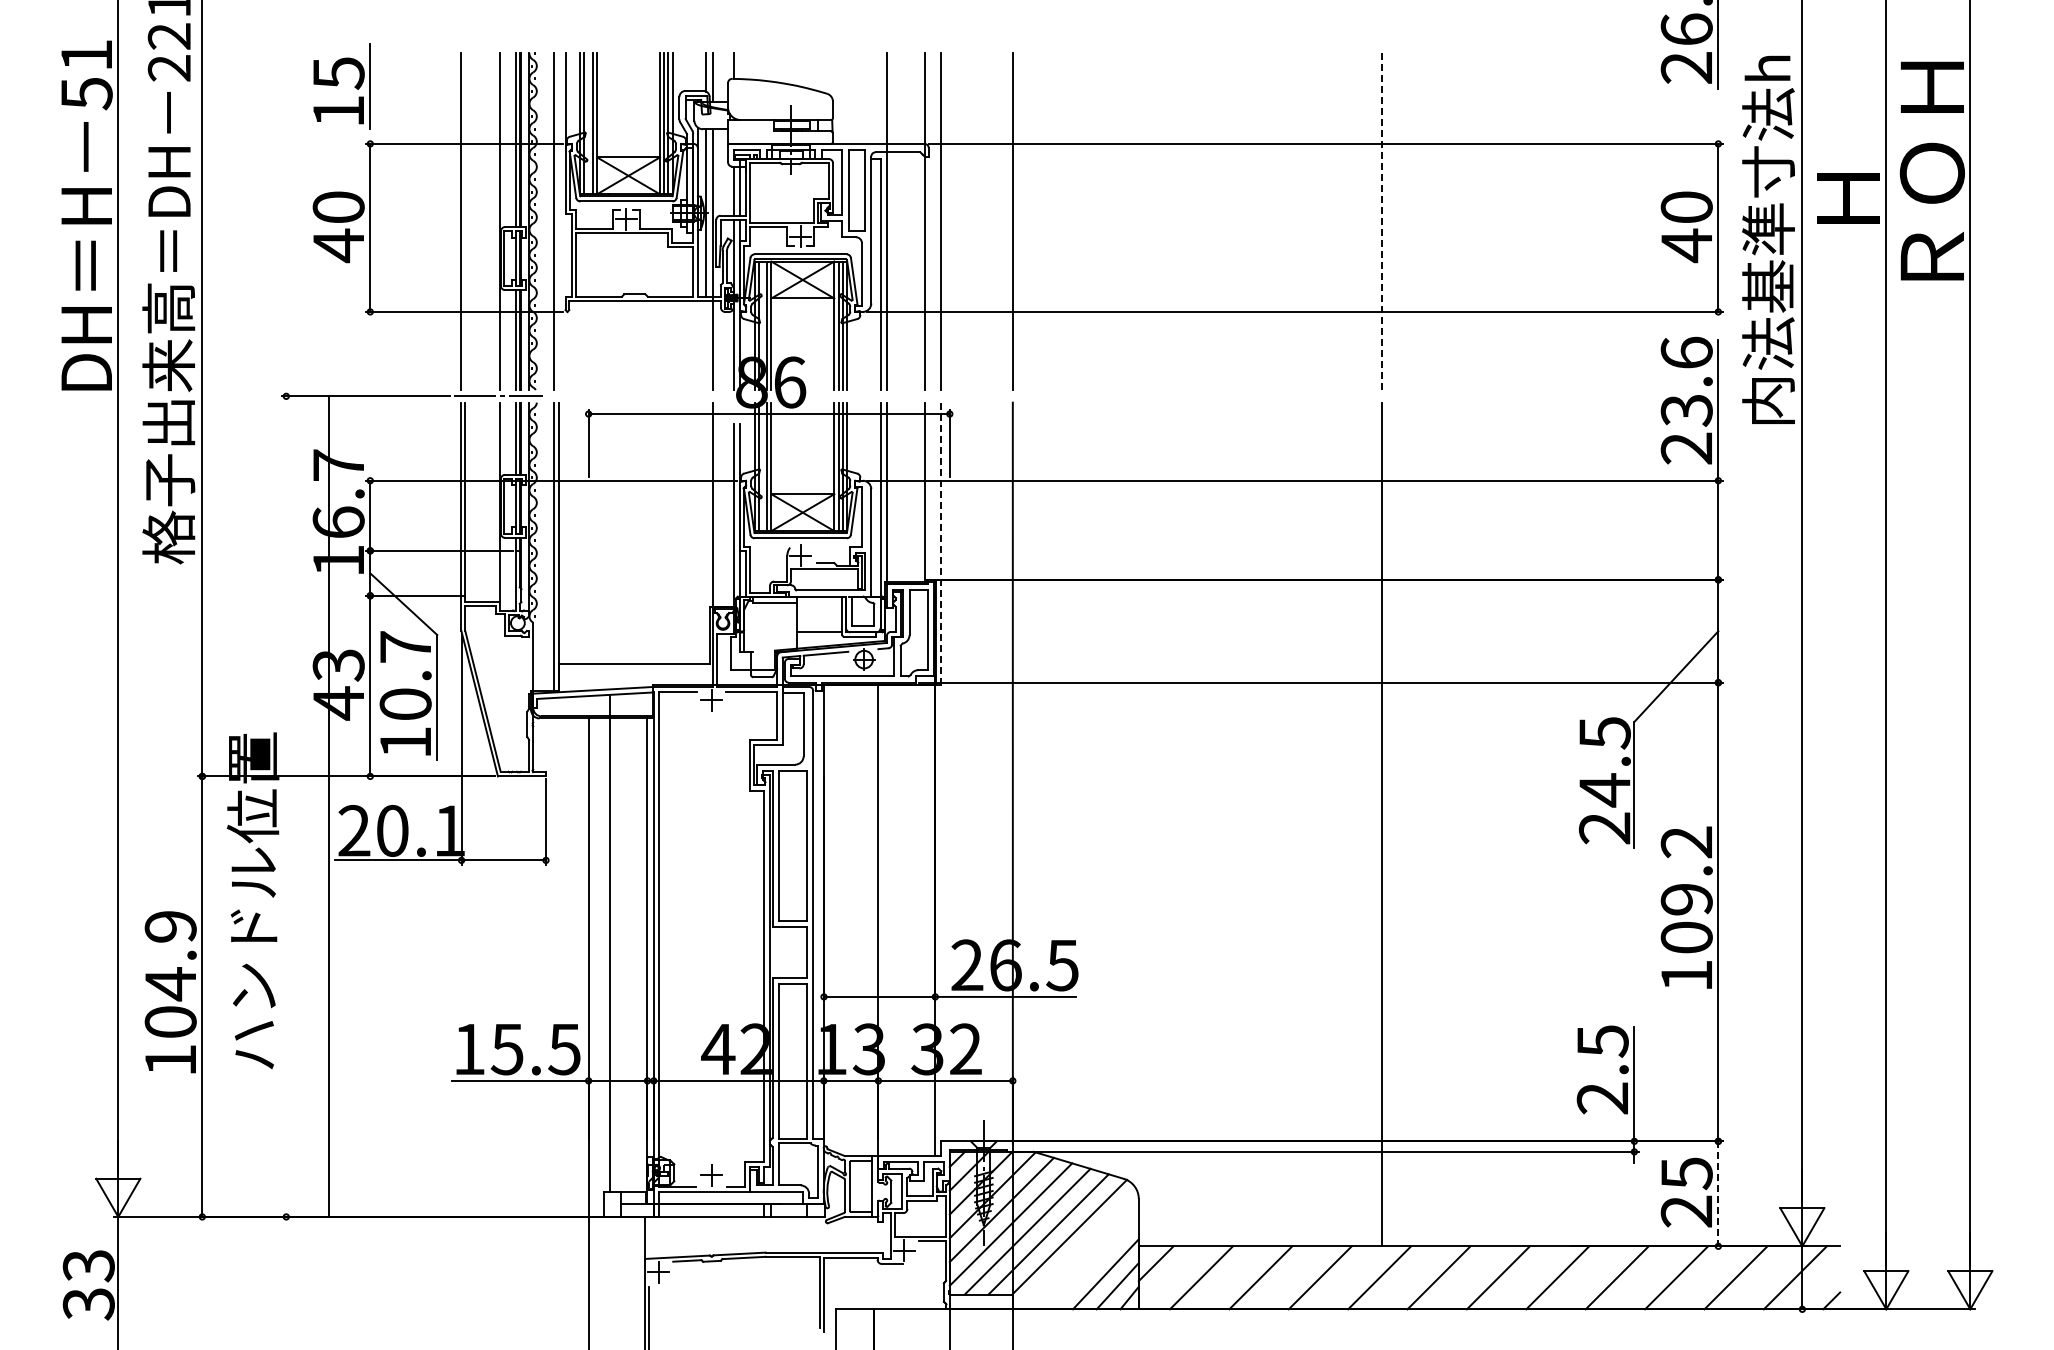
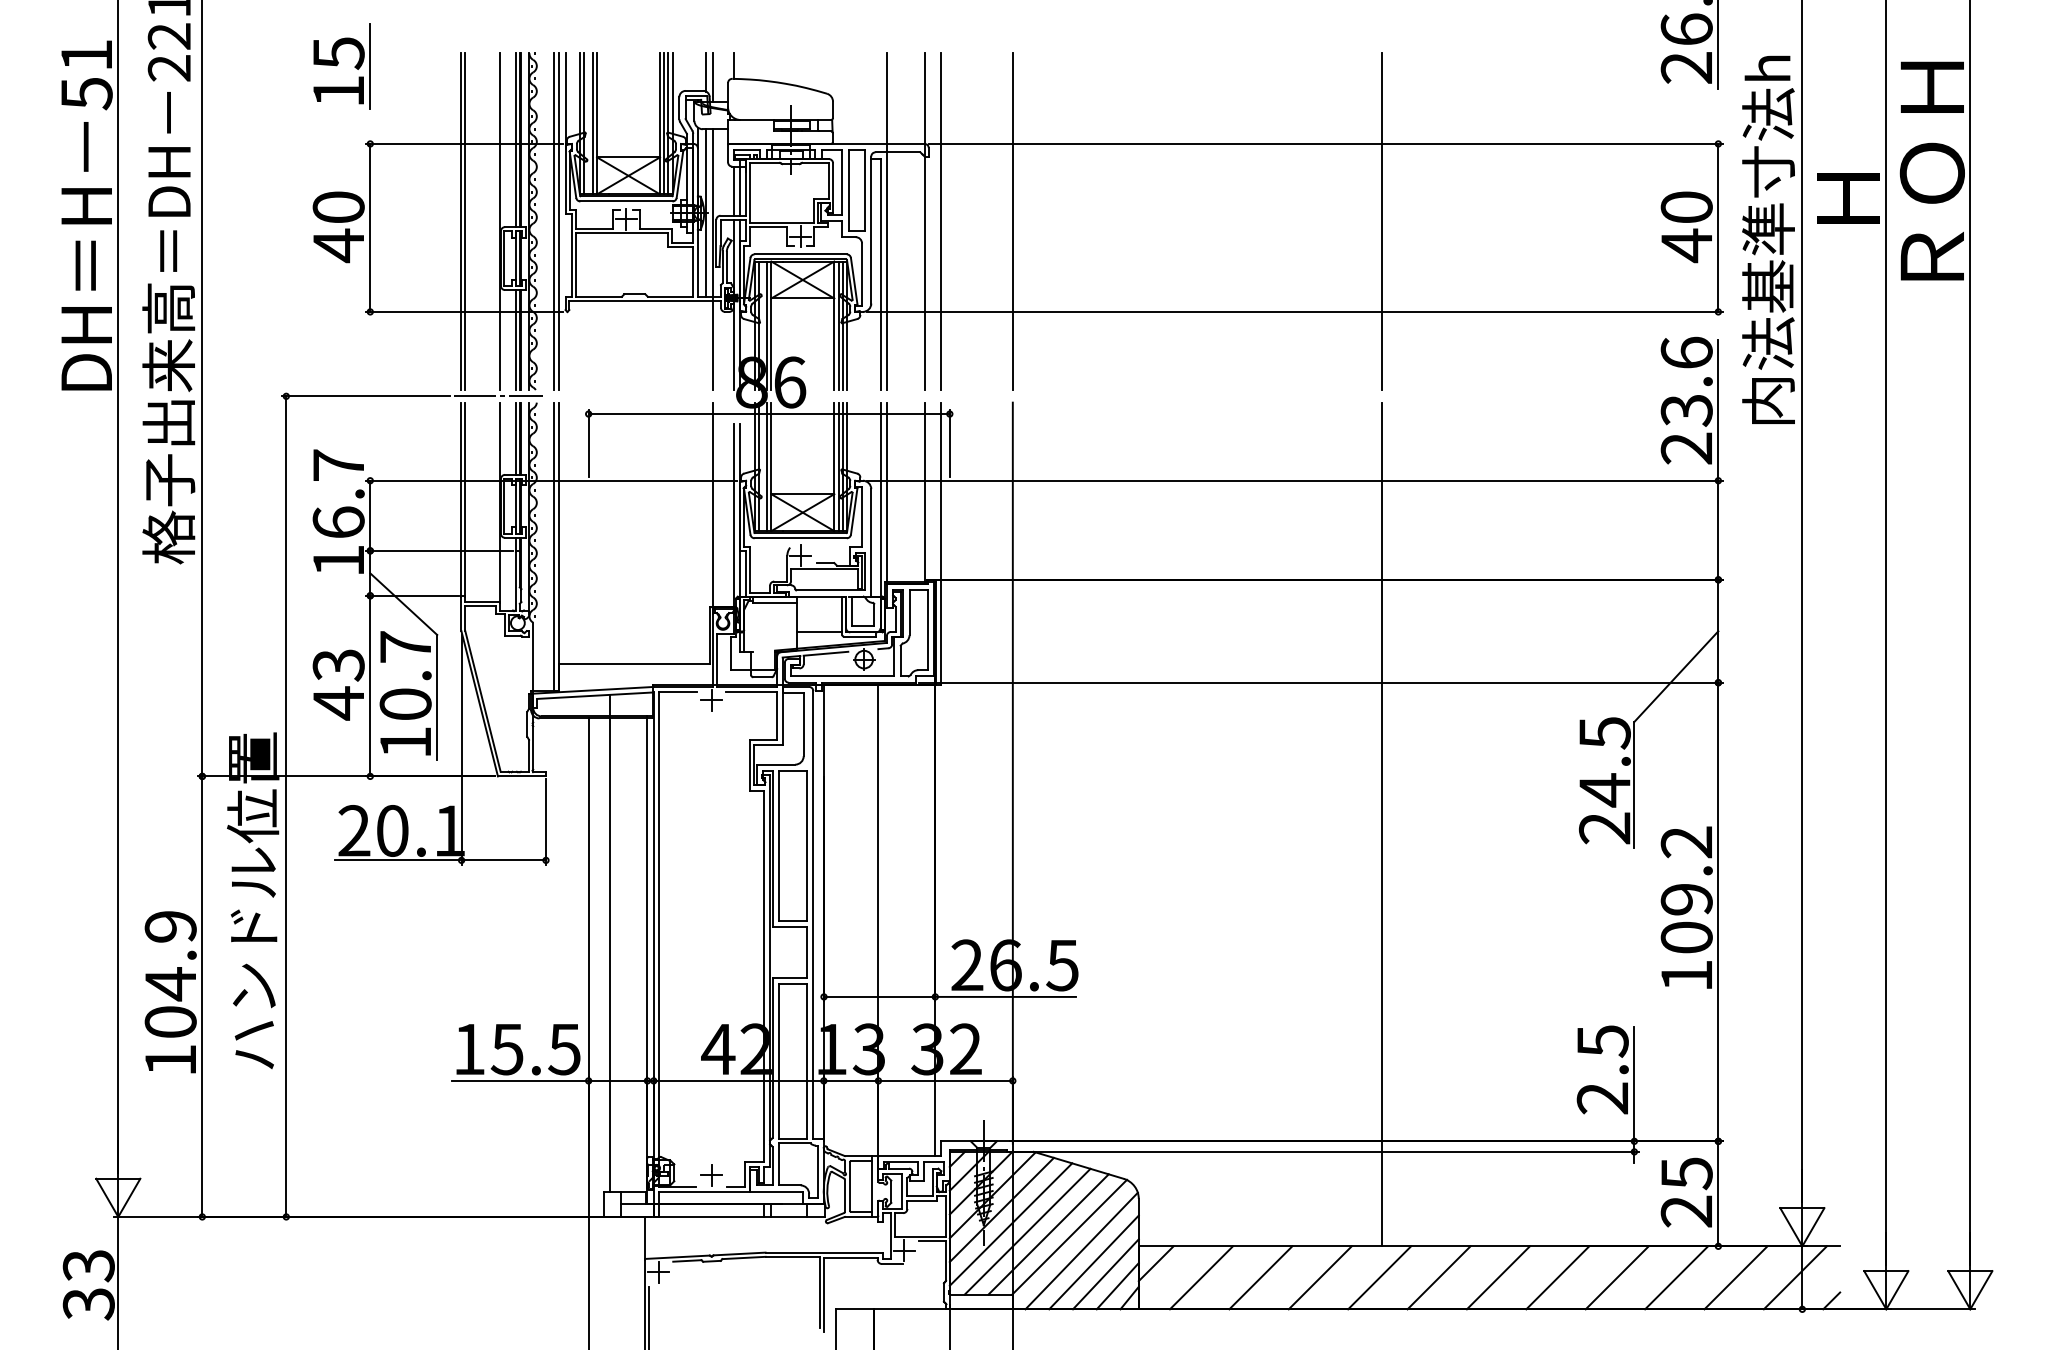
part position: (341, 86) -> (341, 66) (341, 66)
line: none -> present (464, 221)
line: none -> present (559, 221)
line: dashed -> solid (1382, 222)
line: dashed -> solid (941, 543)
line position: (329, 806) -> (286, 806) (286, 806)
line: dashed -> solid (1718, 1194)
line: none -> present (1081, 1250)
line: none -> present (1093, 1262)
